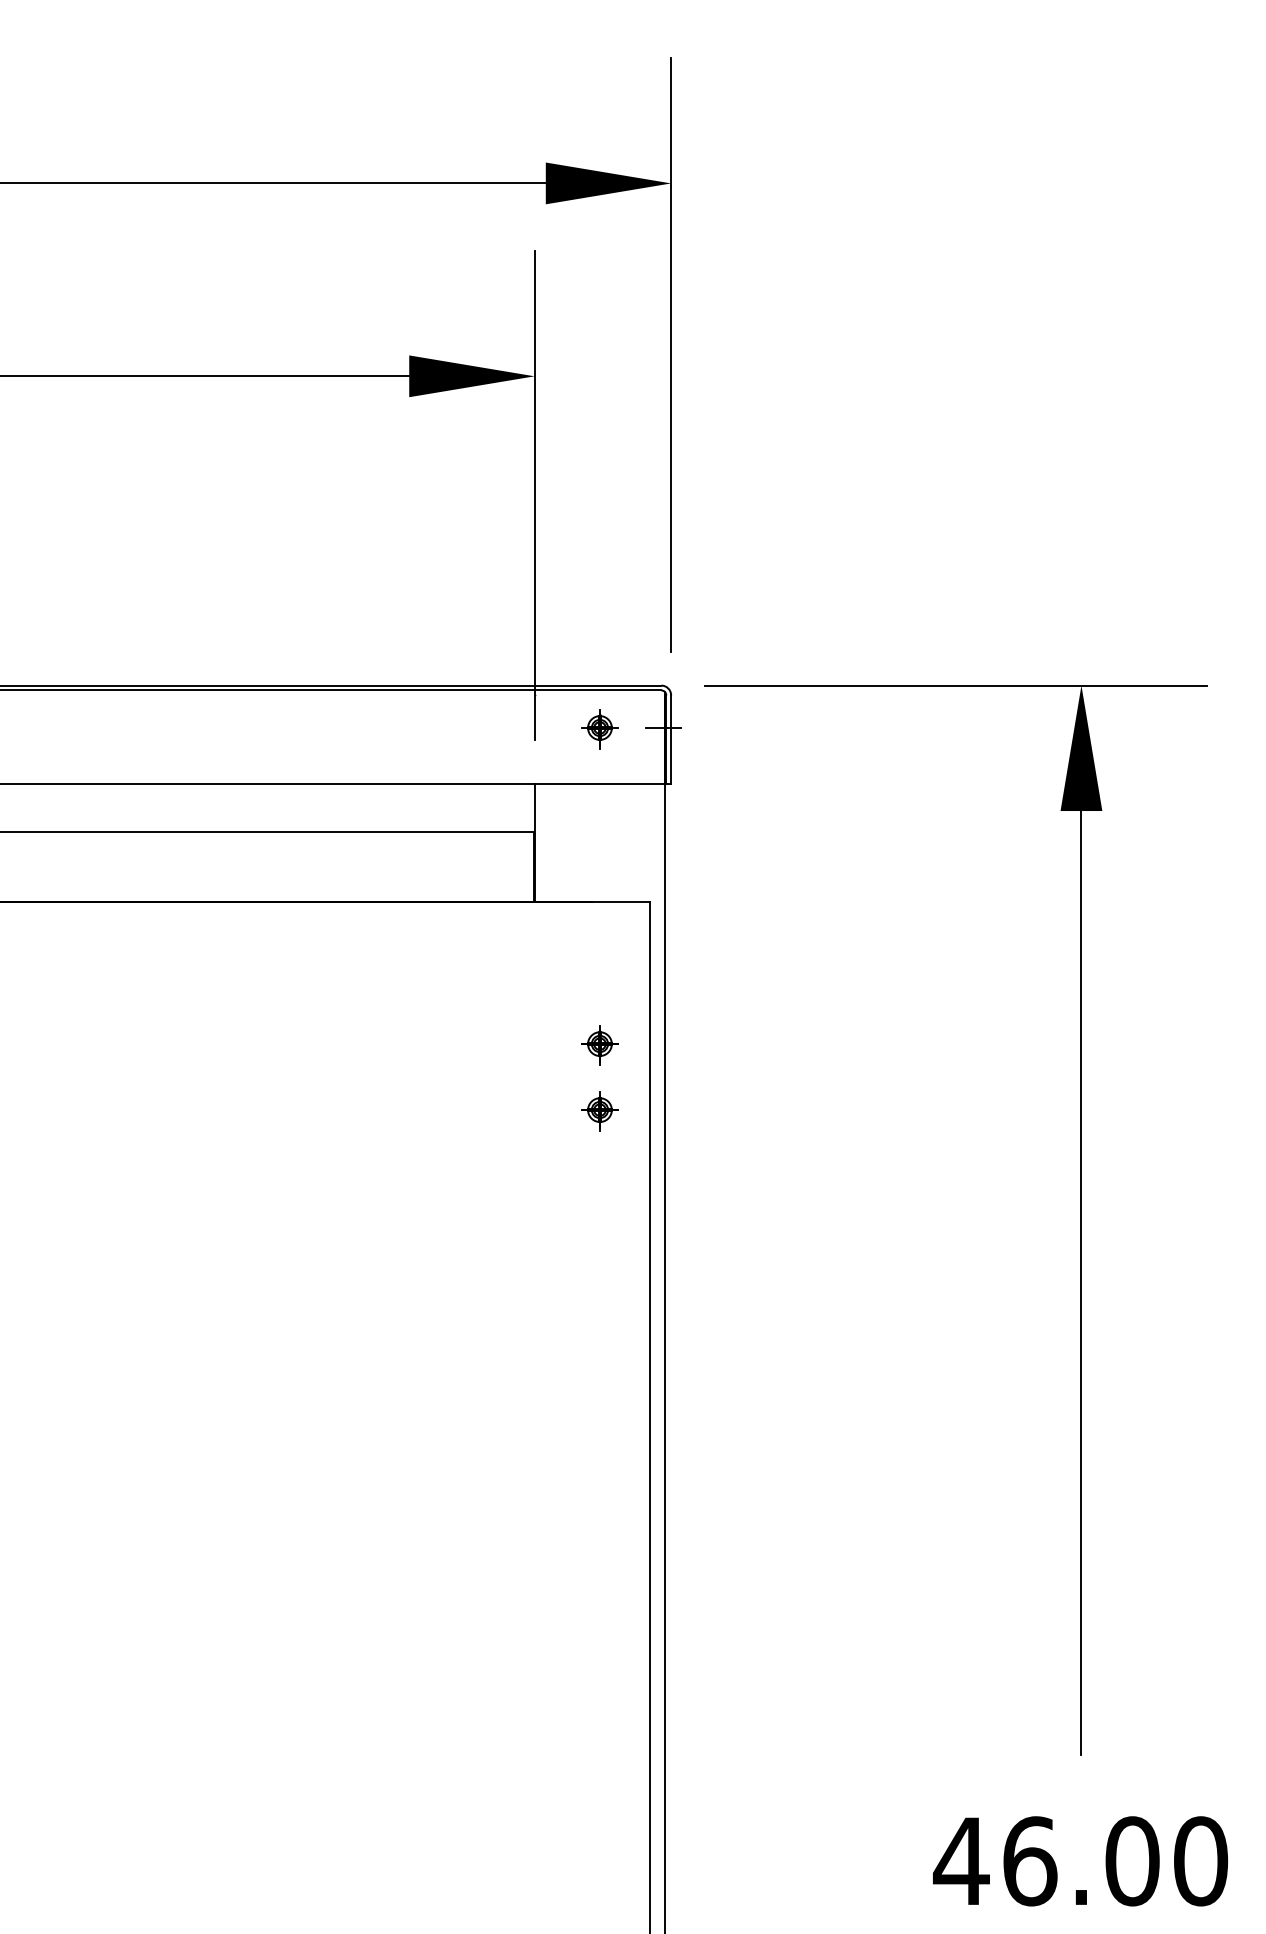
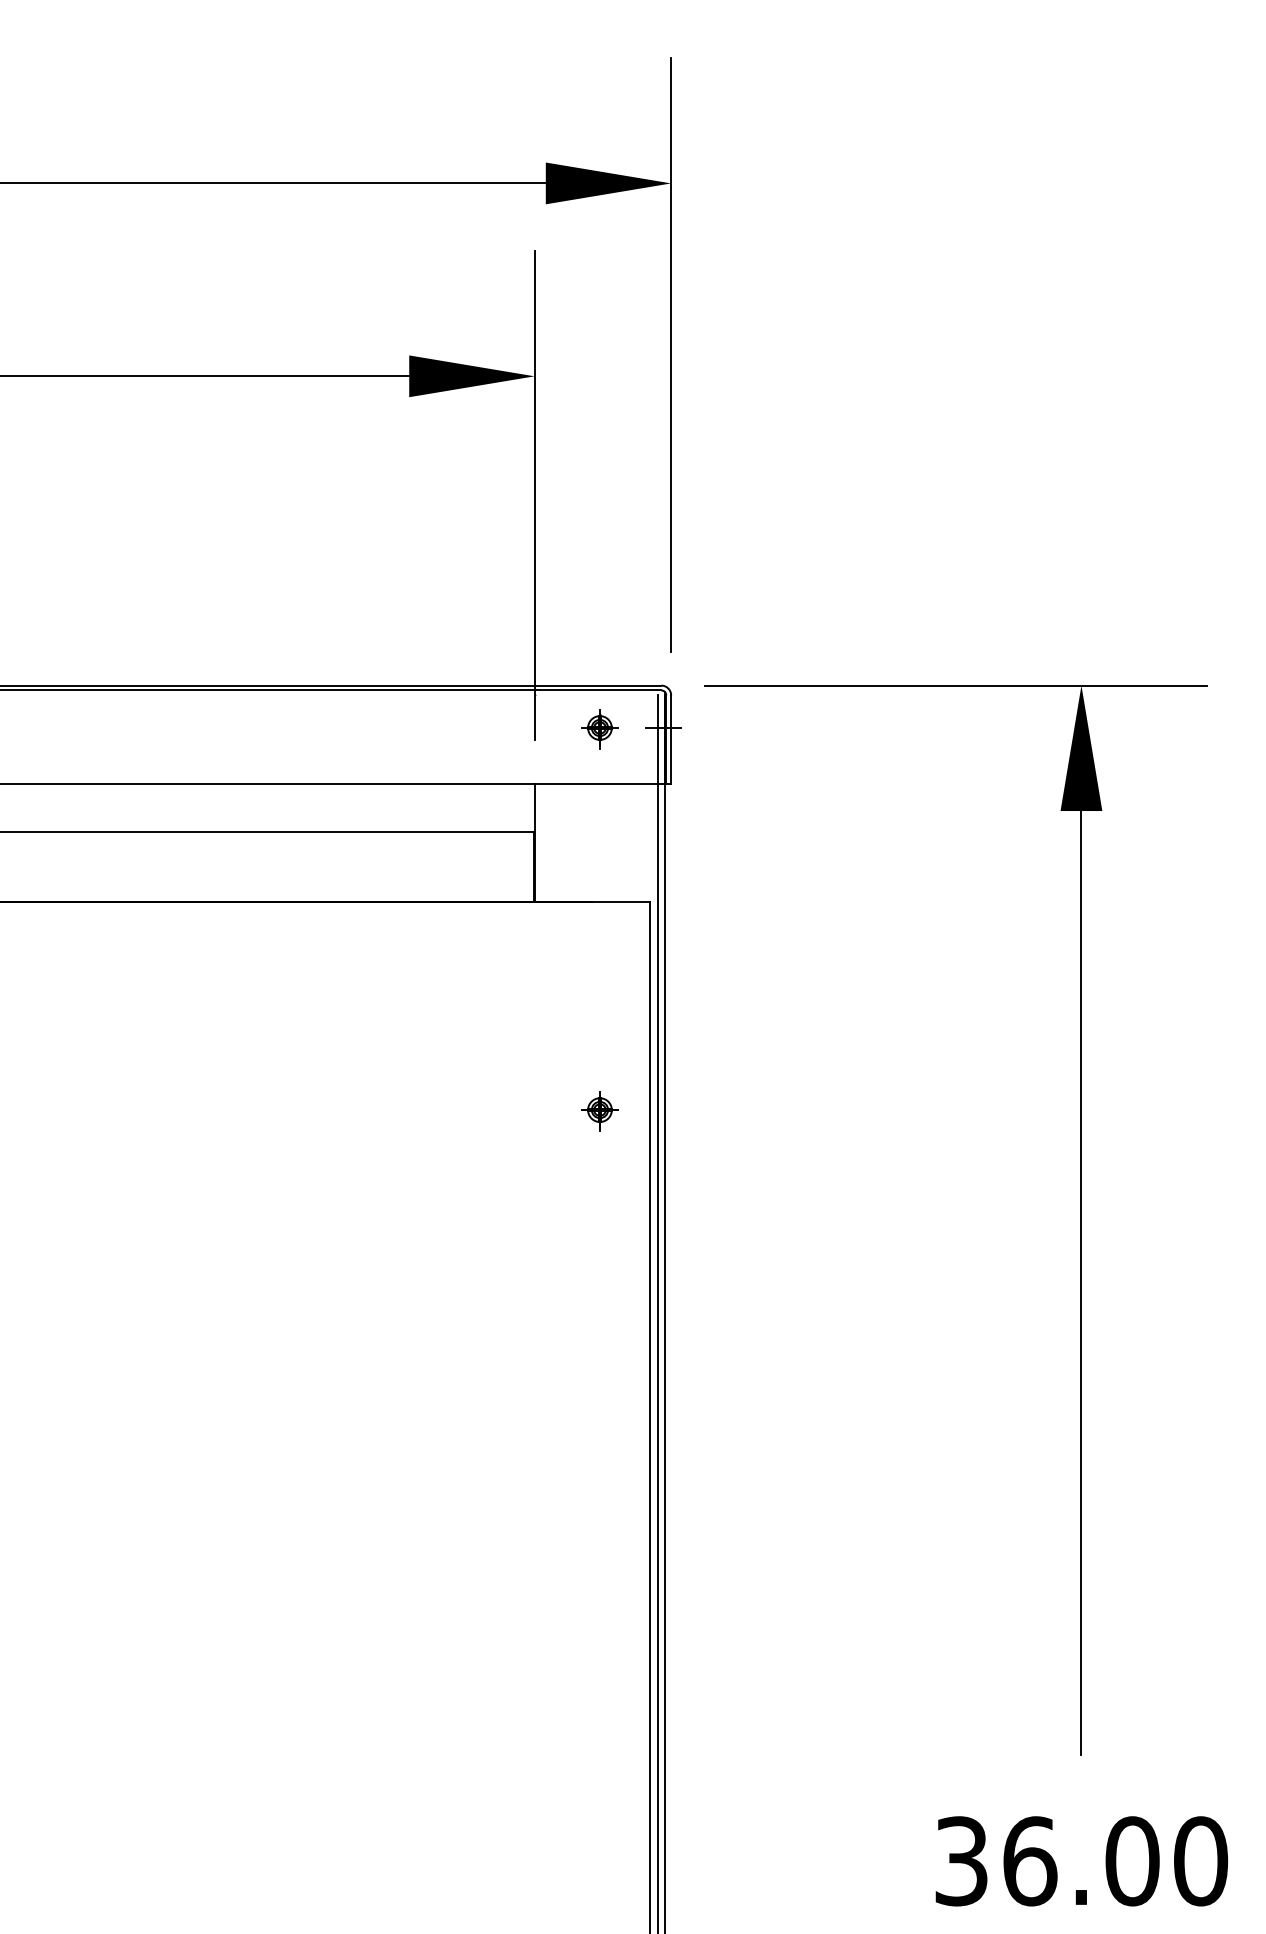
part: present -> none (599, 1045)
line: none -> present (658, 1312)
text: 46.00 -> 36.00 (961, 1861)
